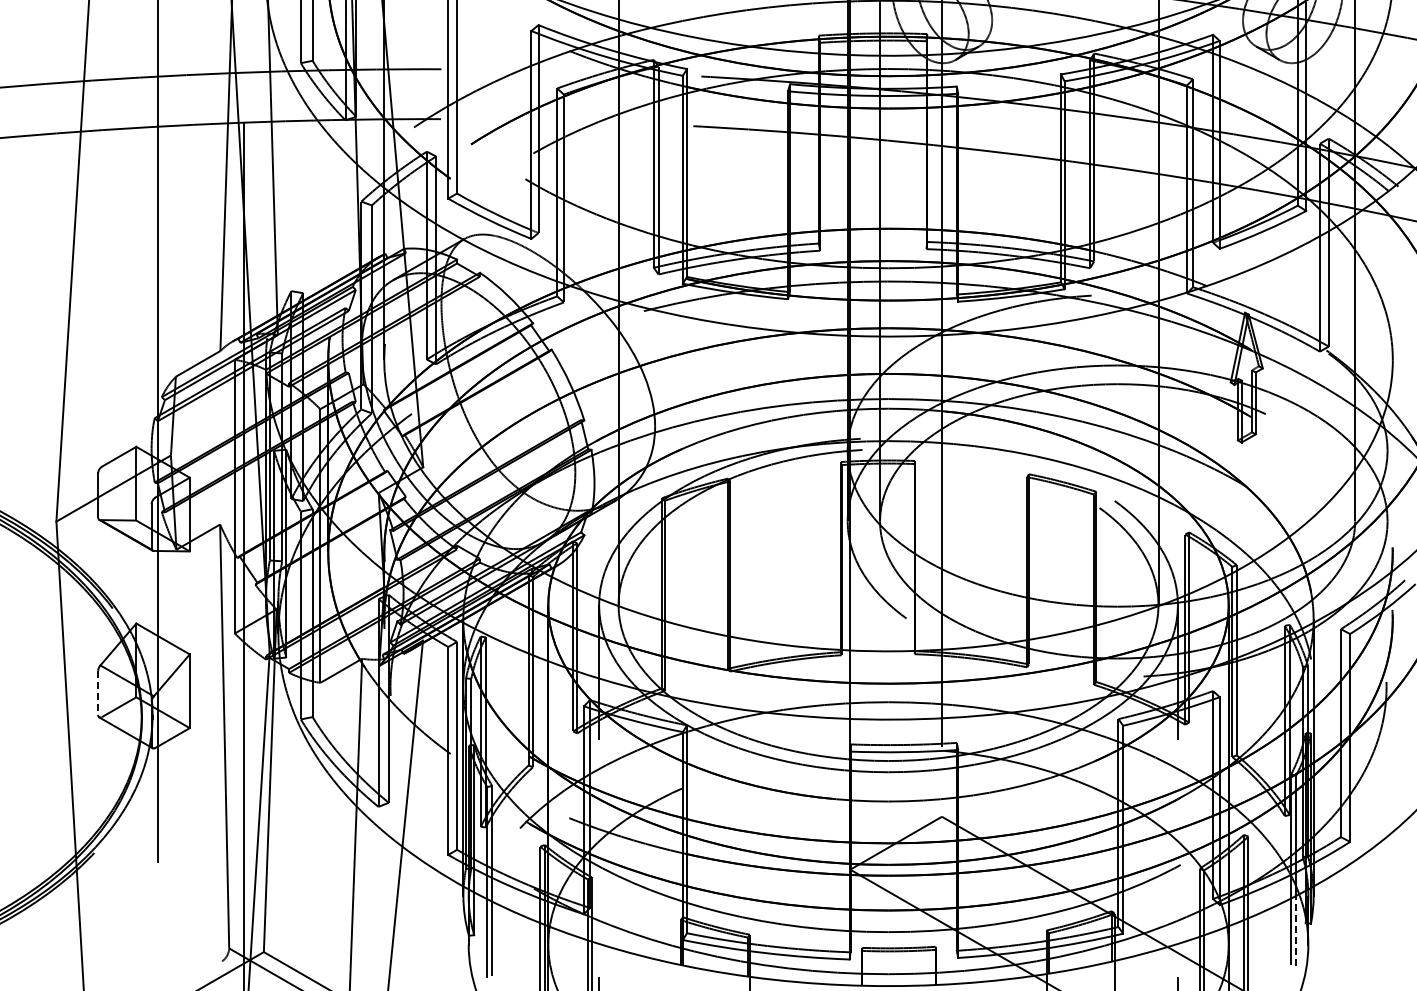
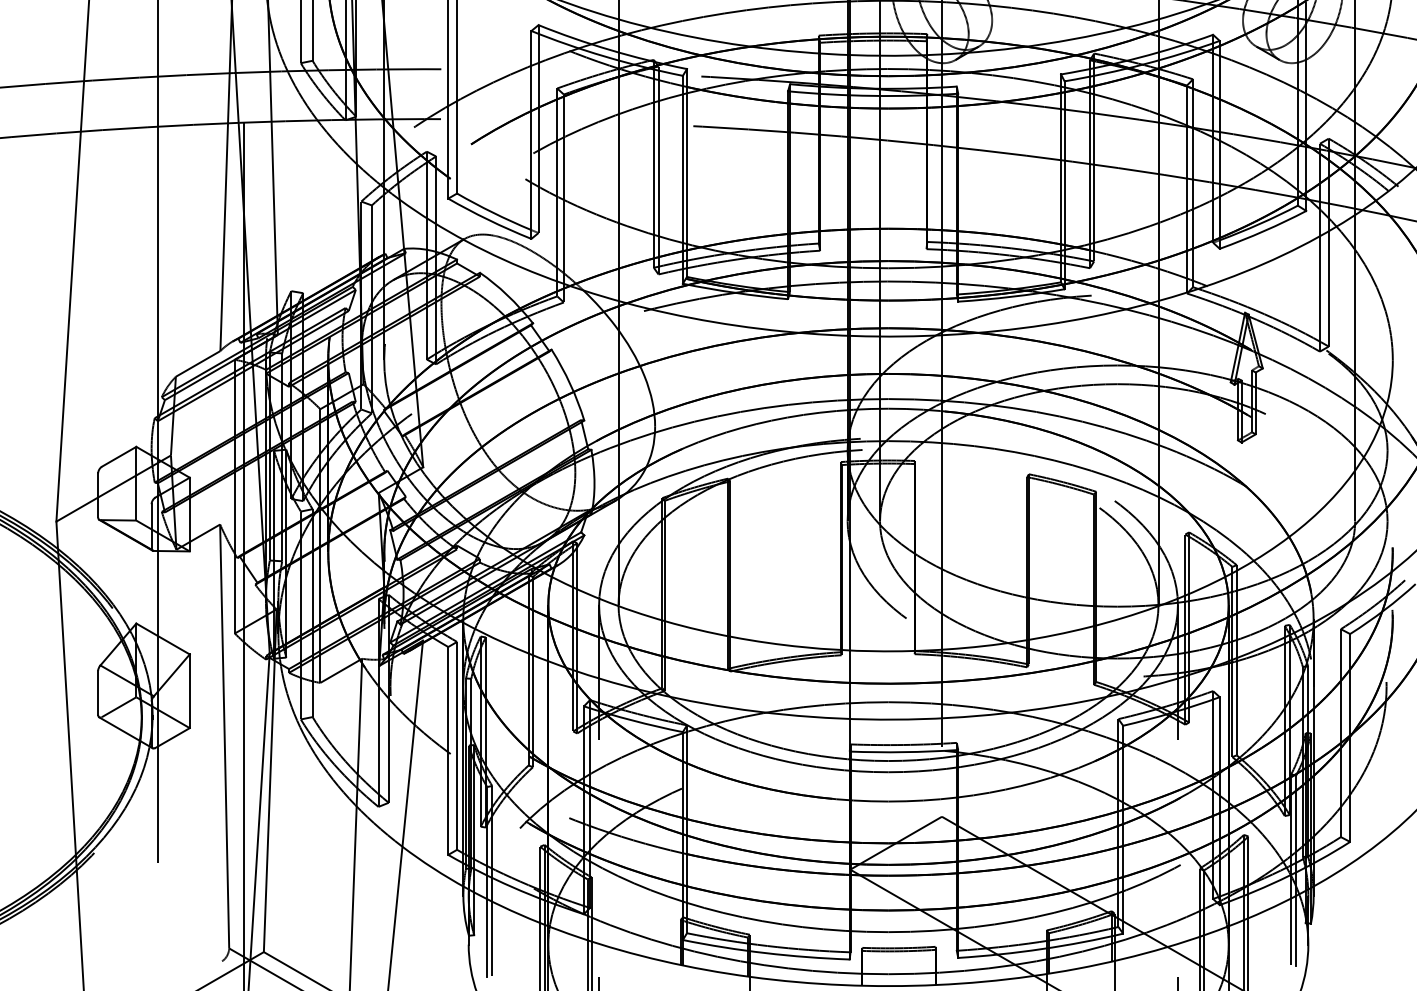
line: dashed -> solid (98, 693)
line: dashed -> solid (1296, 930)
